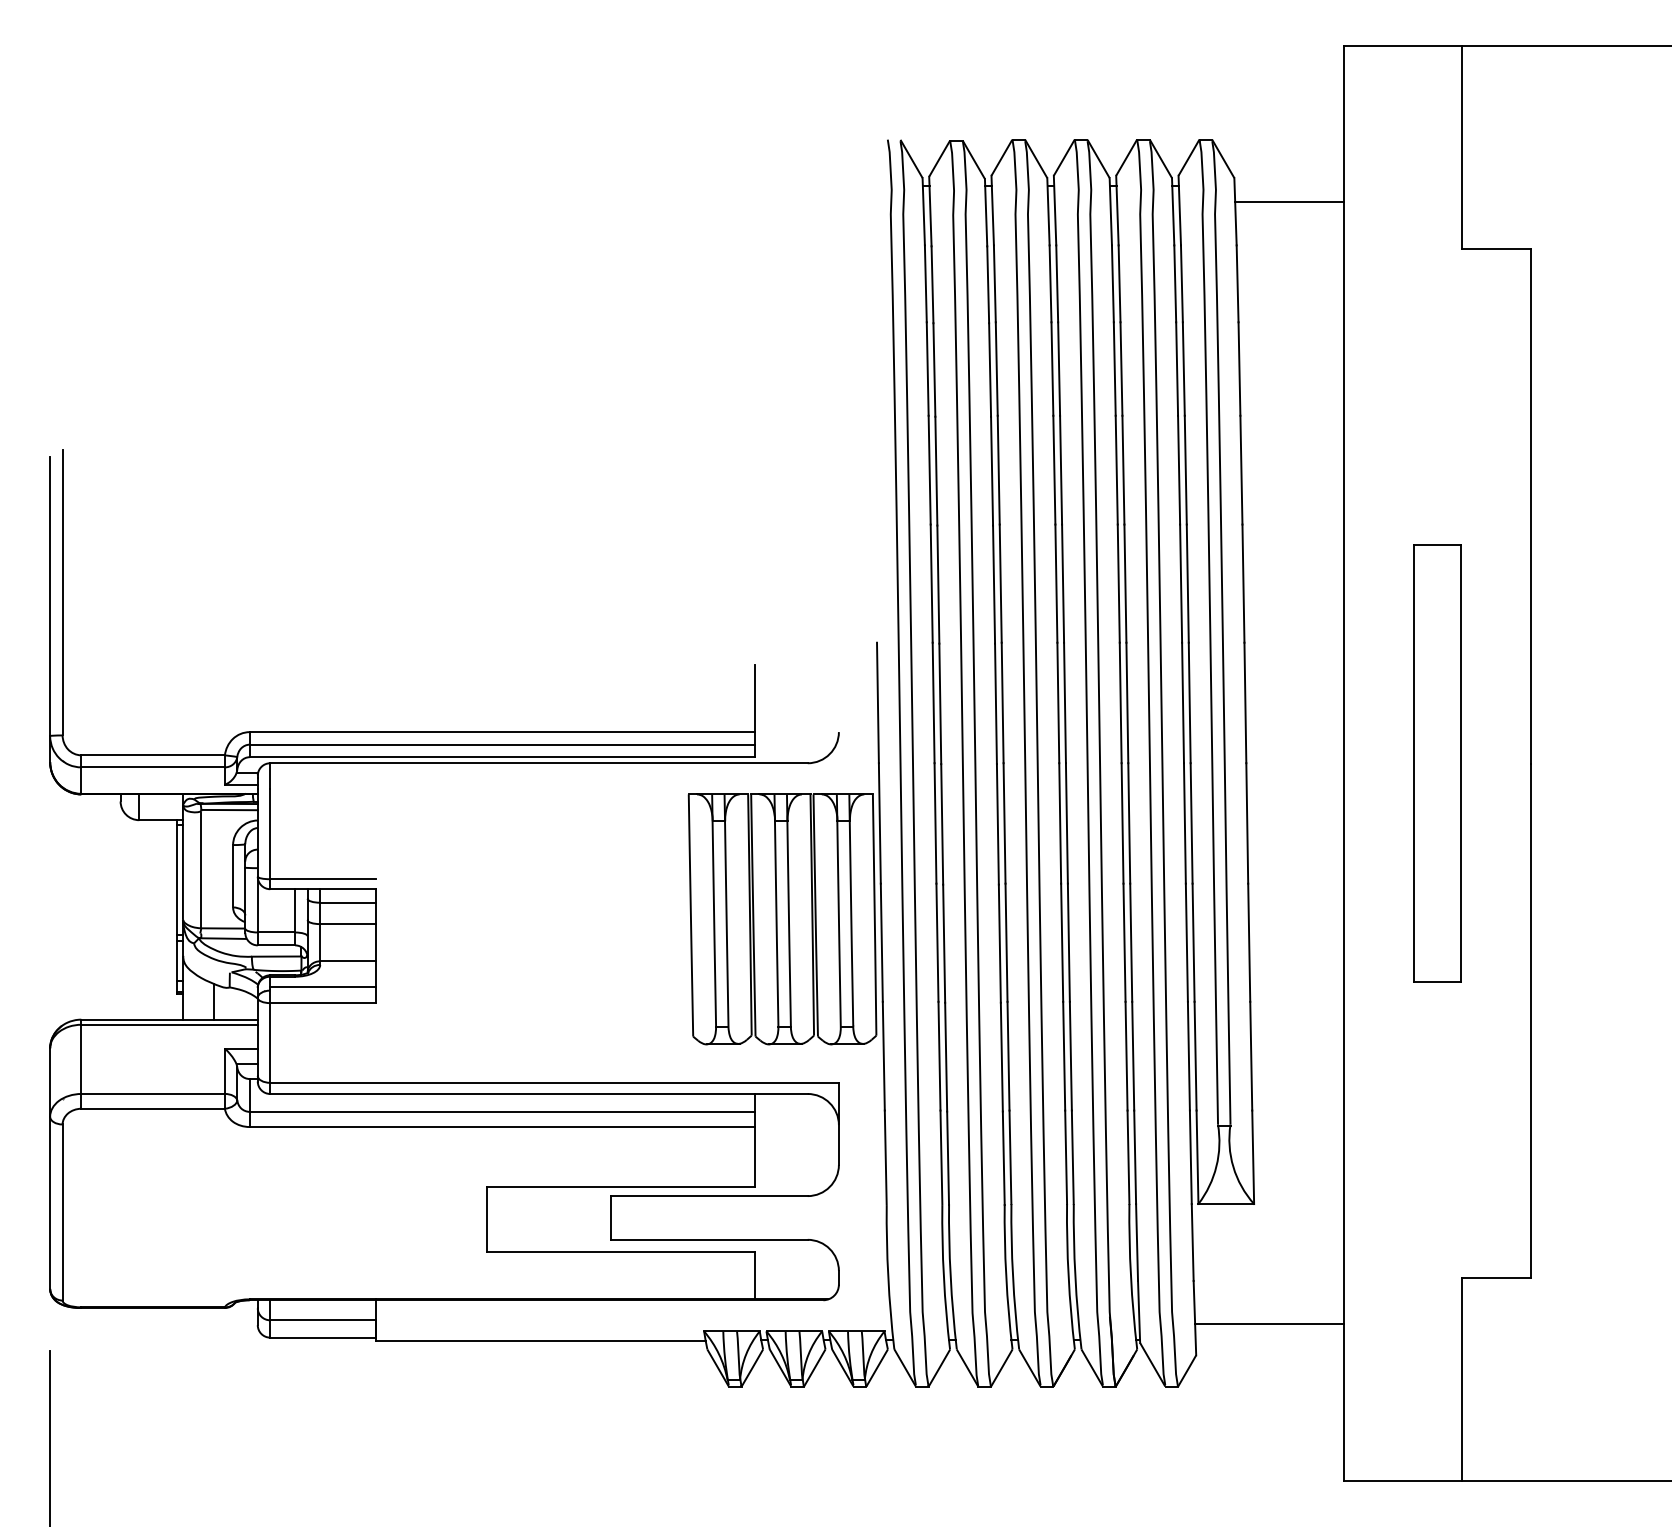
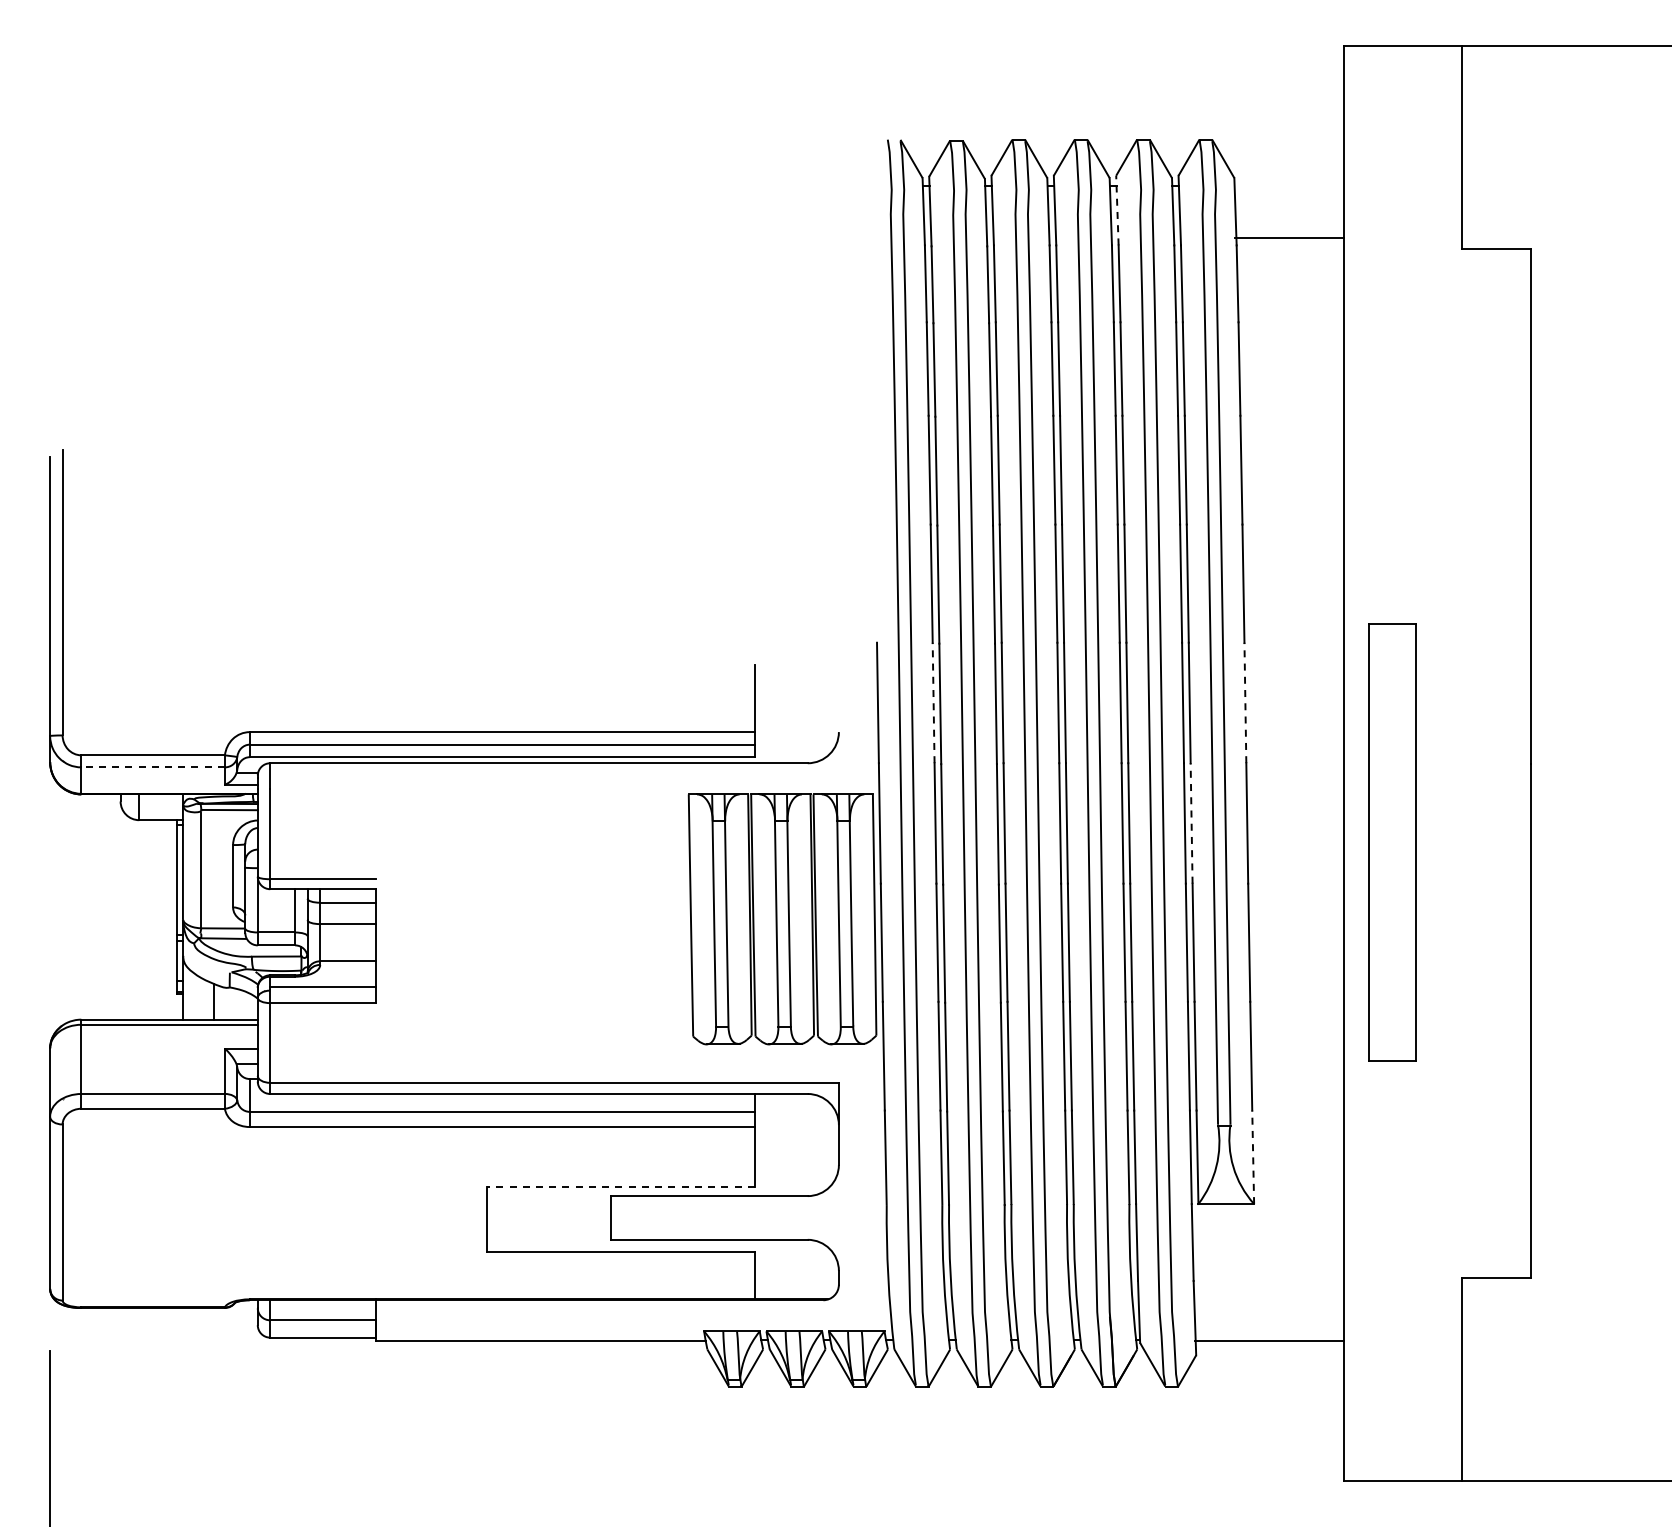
line position: (1288, 202) -> (1288, 238) (1288, 238)
line: solid -> dashed (1117, 210)
line: solid -> dashed (933, 702)
line: solid -> dashed (1245, 702)
part position: (1437, 763) -> (1392, 842) (1392, 842)
line: solid -> dashed (153, 767)
line: solid -> dashed (1191, 822)
line: solid -> dashed (1253, 1157)
line: solid -> dashed (620, 1186)
line position: (1269, 1324) -> (1269, 1341) (1269, 1341)
